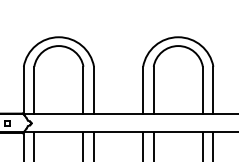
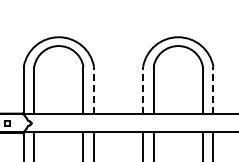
line: solid -> dashed (94, 90)
line: solid -> dashed (143, 90)
line: solid -> dashed (213, 90)
